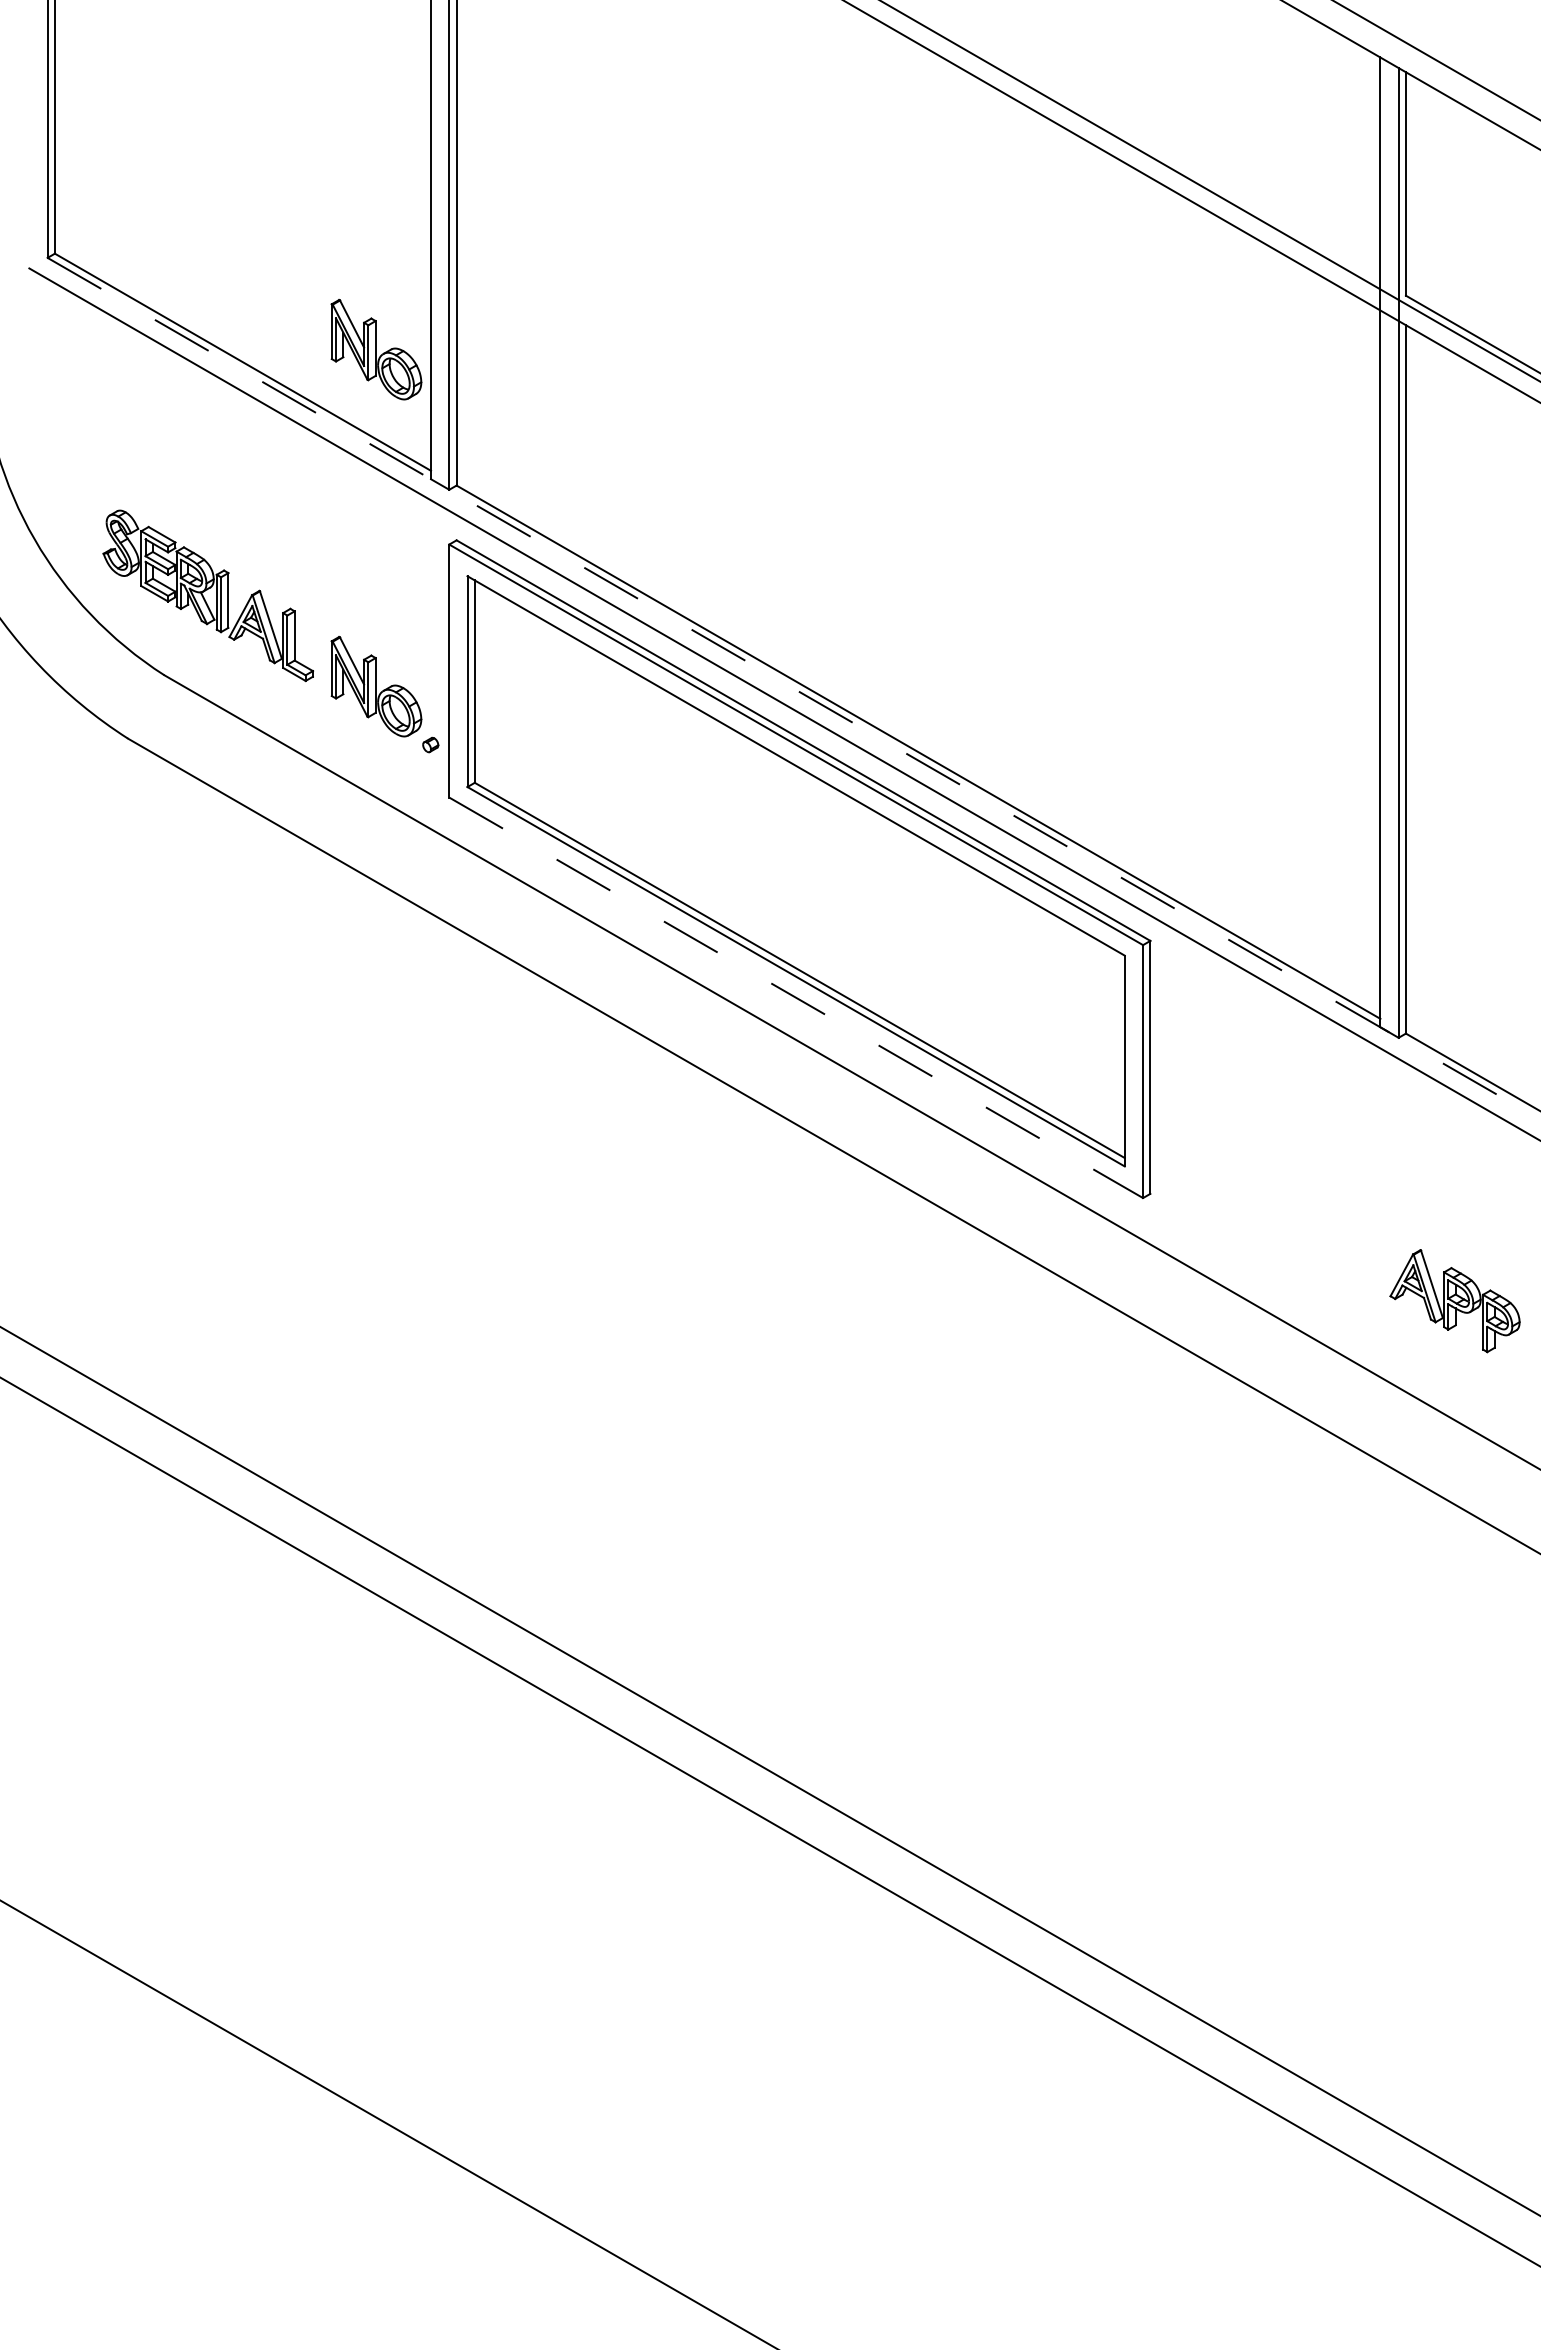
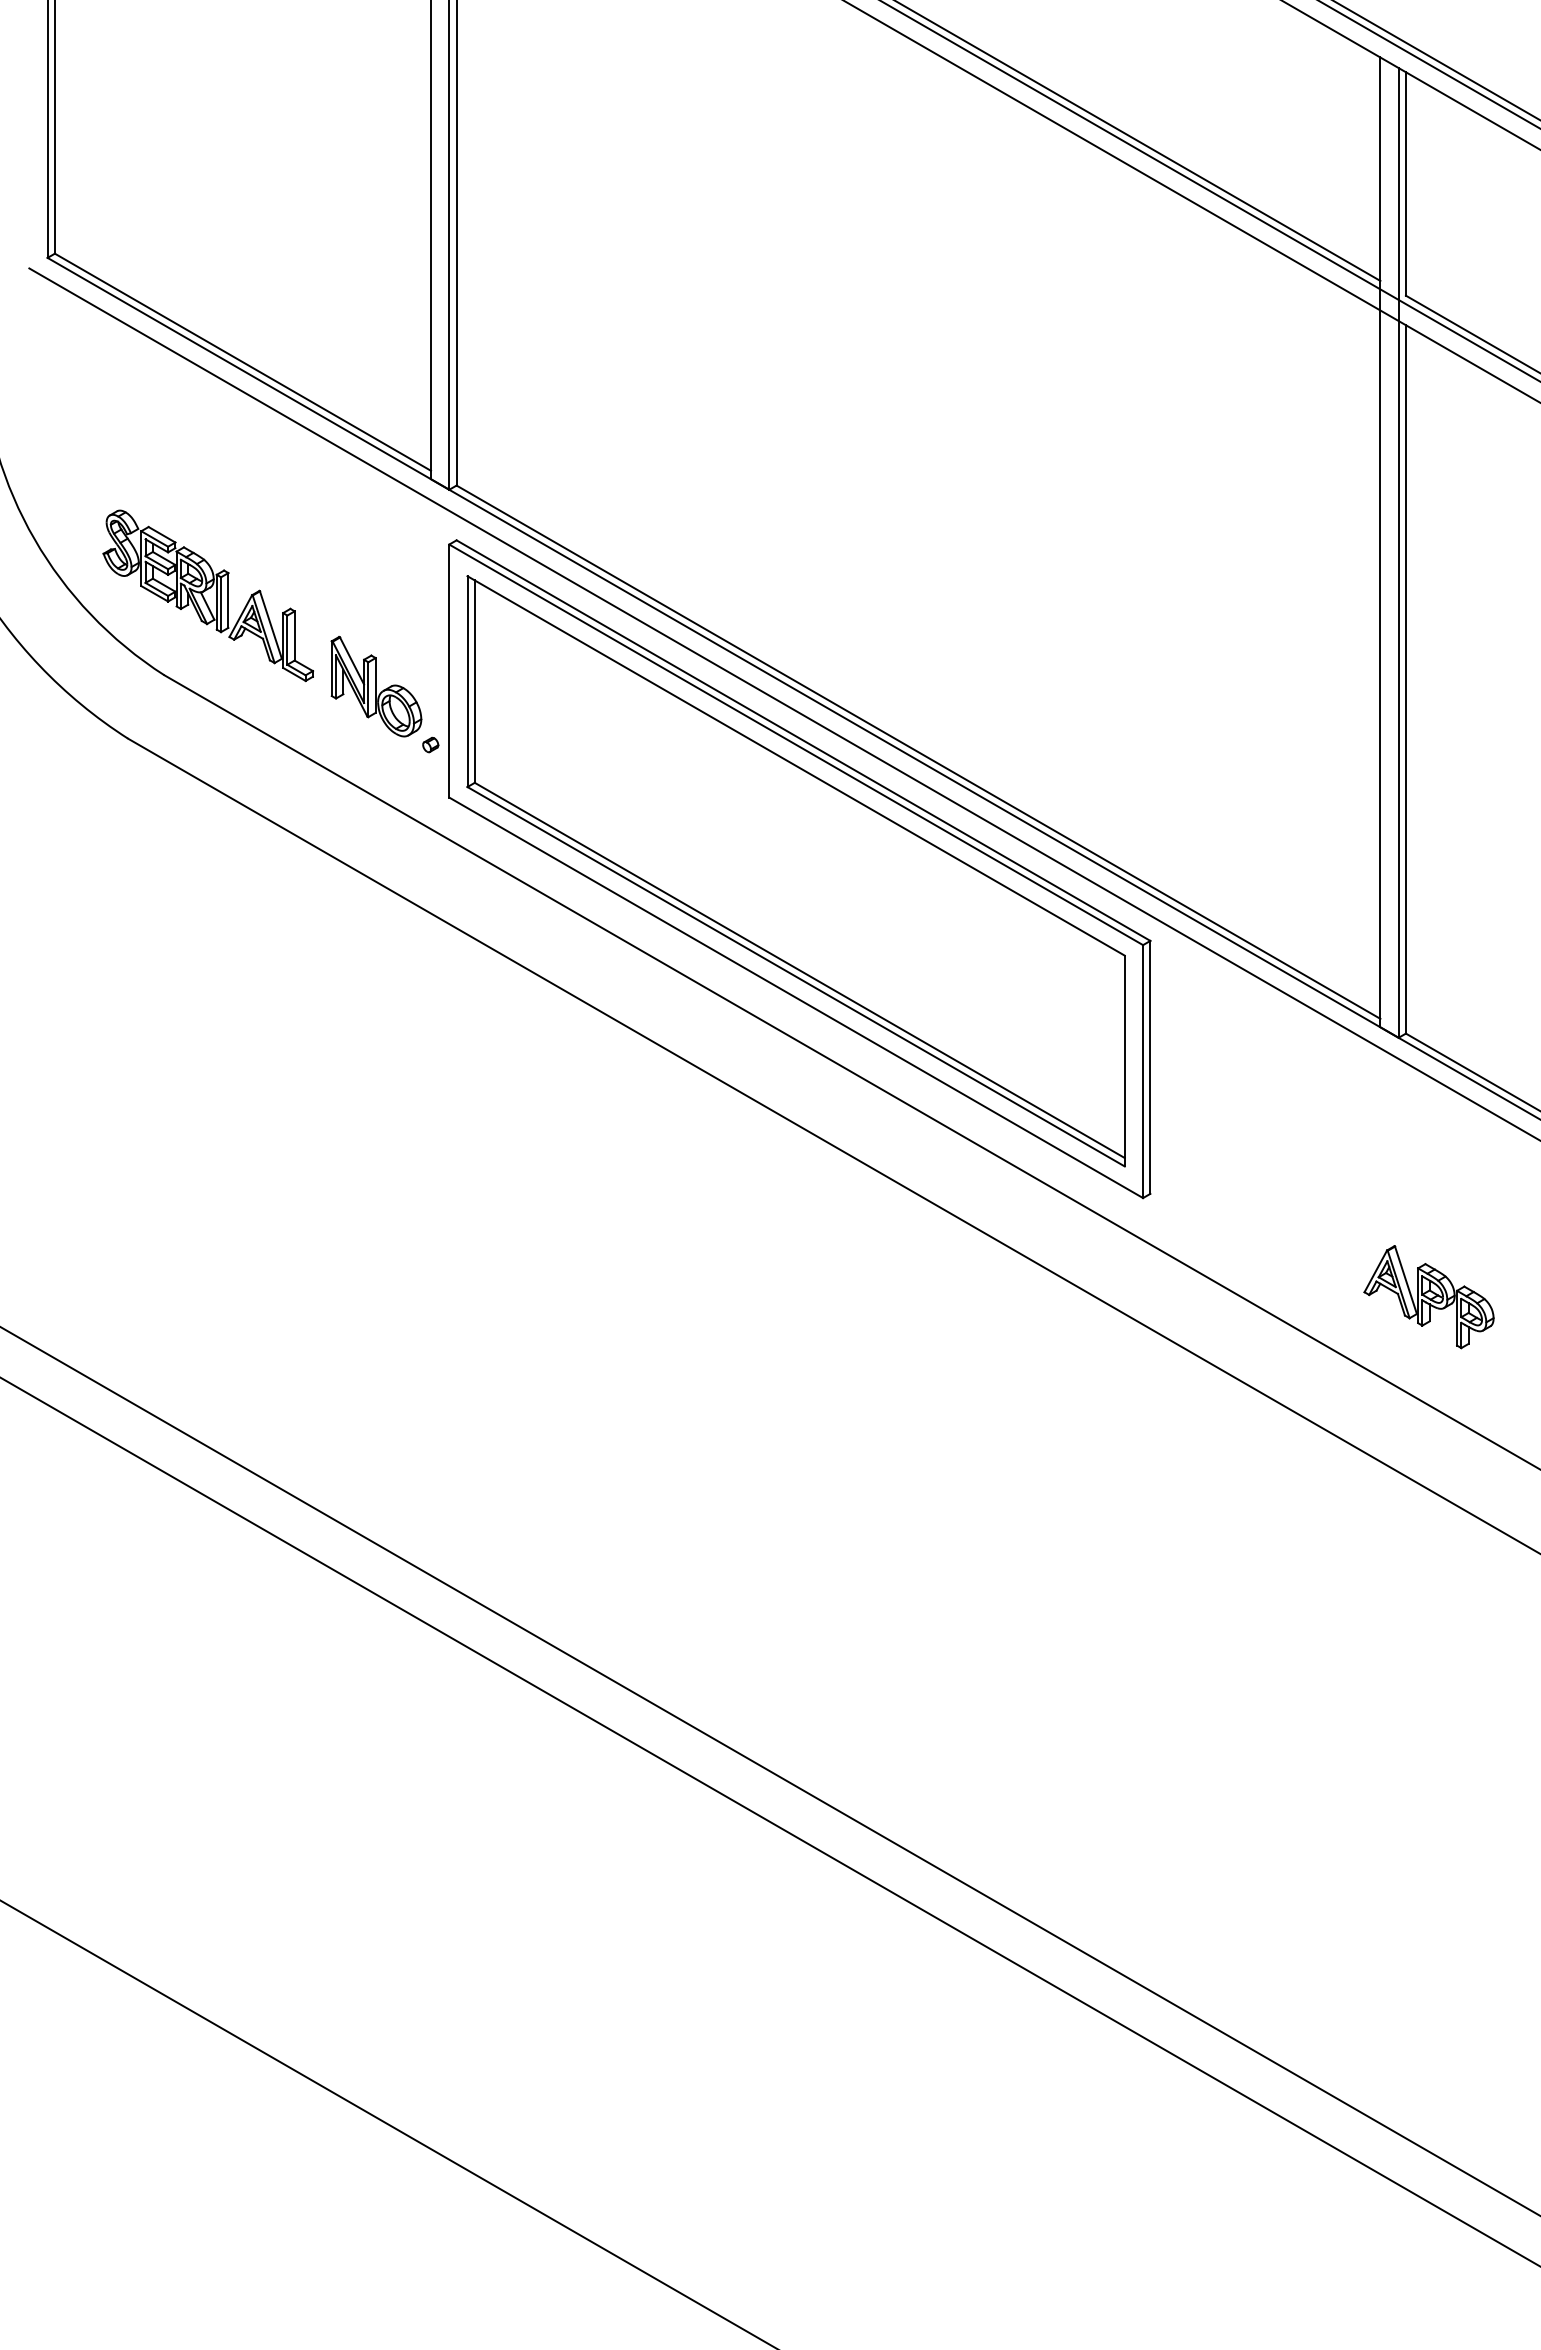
line: none -> present (1428, 64)
line: none -> present (1138, 141)
part: present -> none (376, 349)
line: dashed -> solid (794, 688)
line: dashed -> solid (796, 997)
part position: (1454, 1301) -> (1428, 1297) (1428, 1297)
